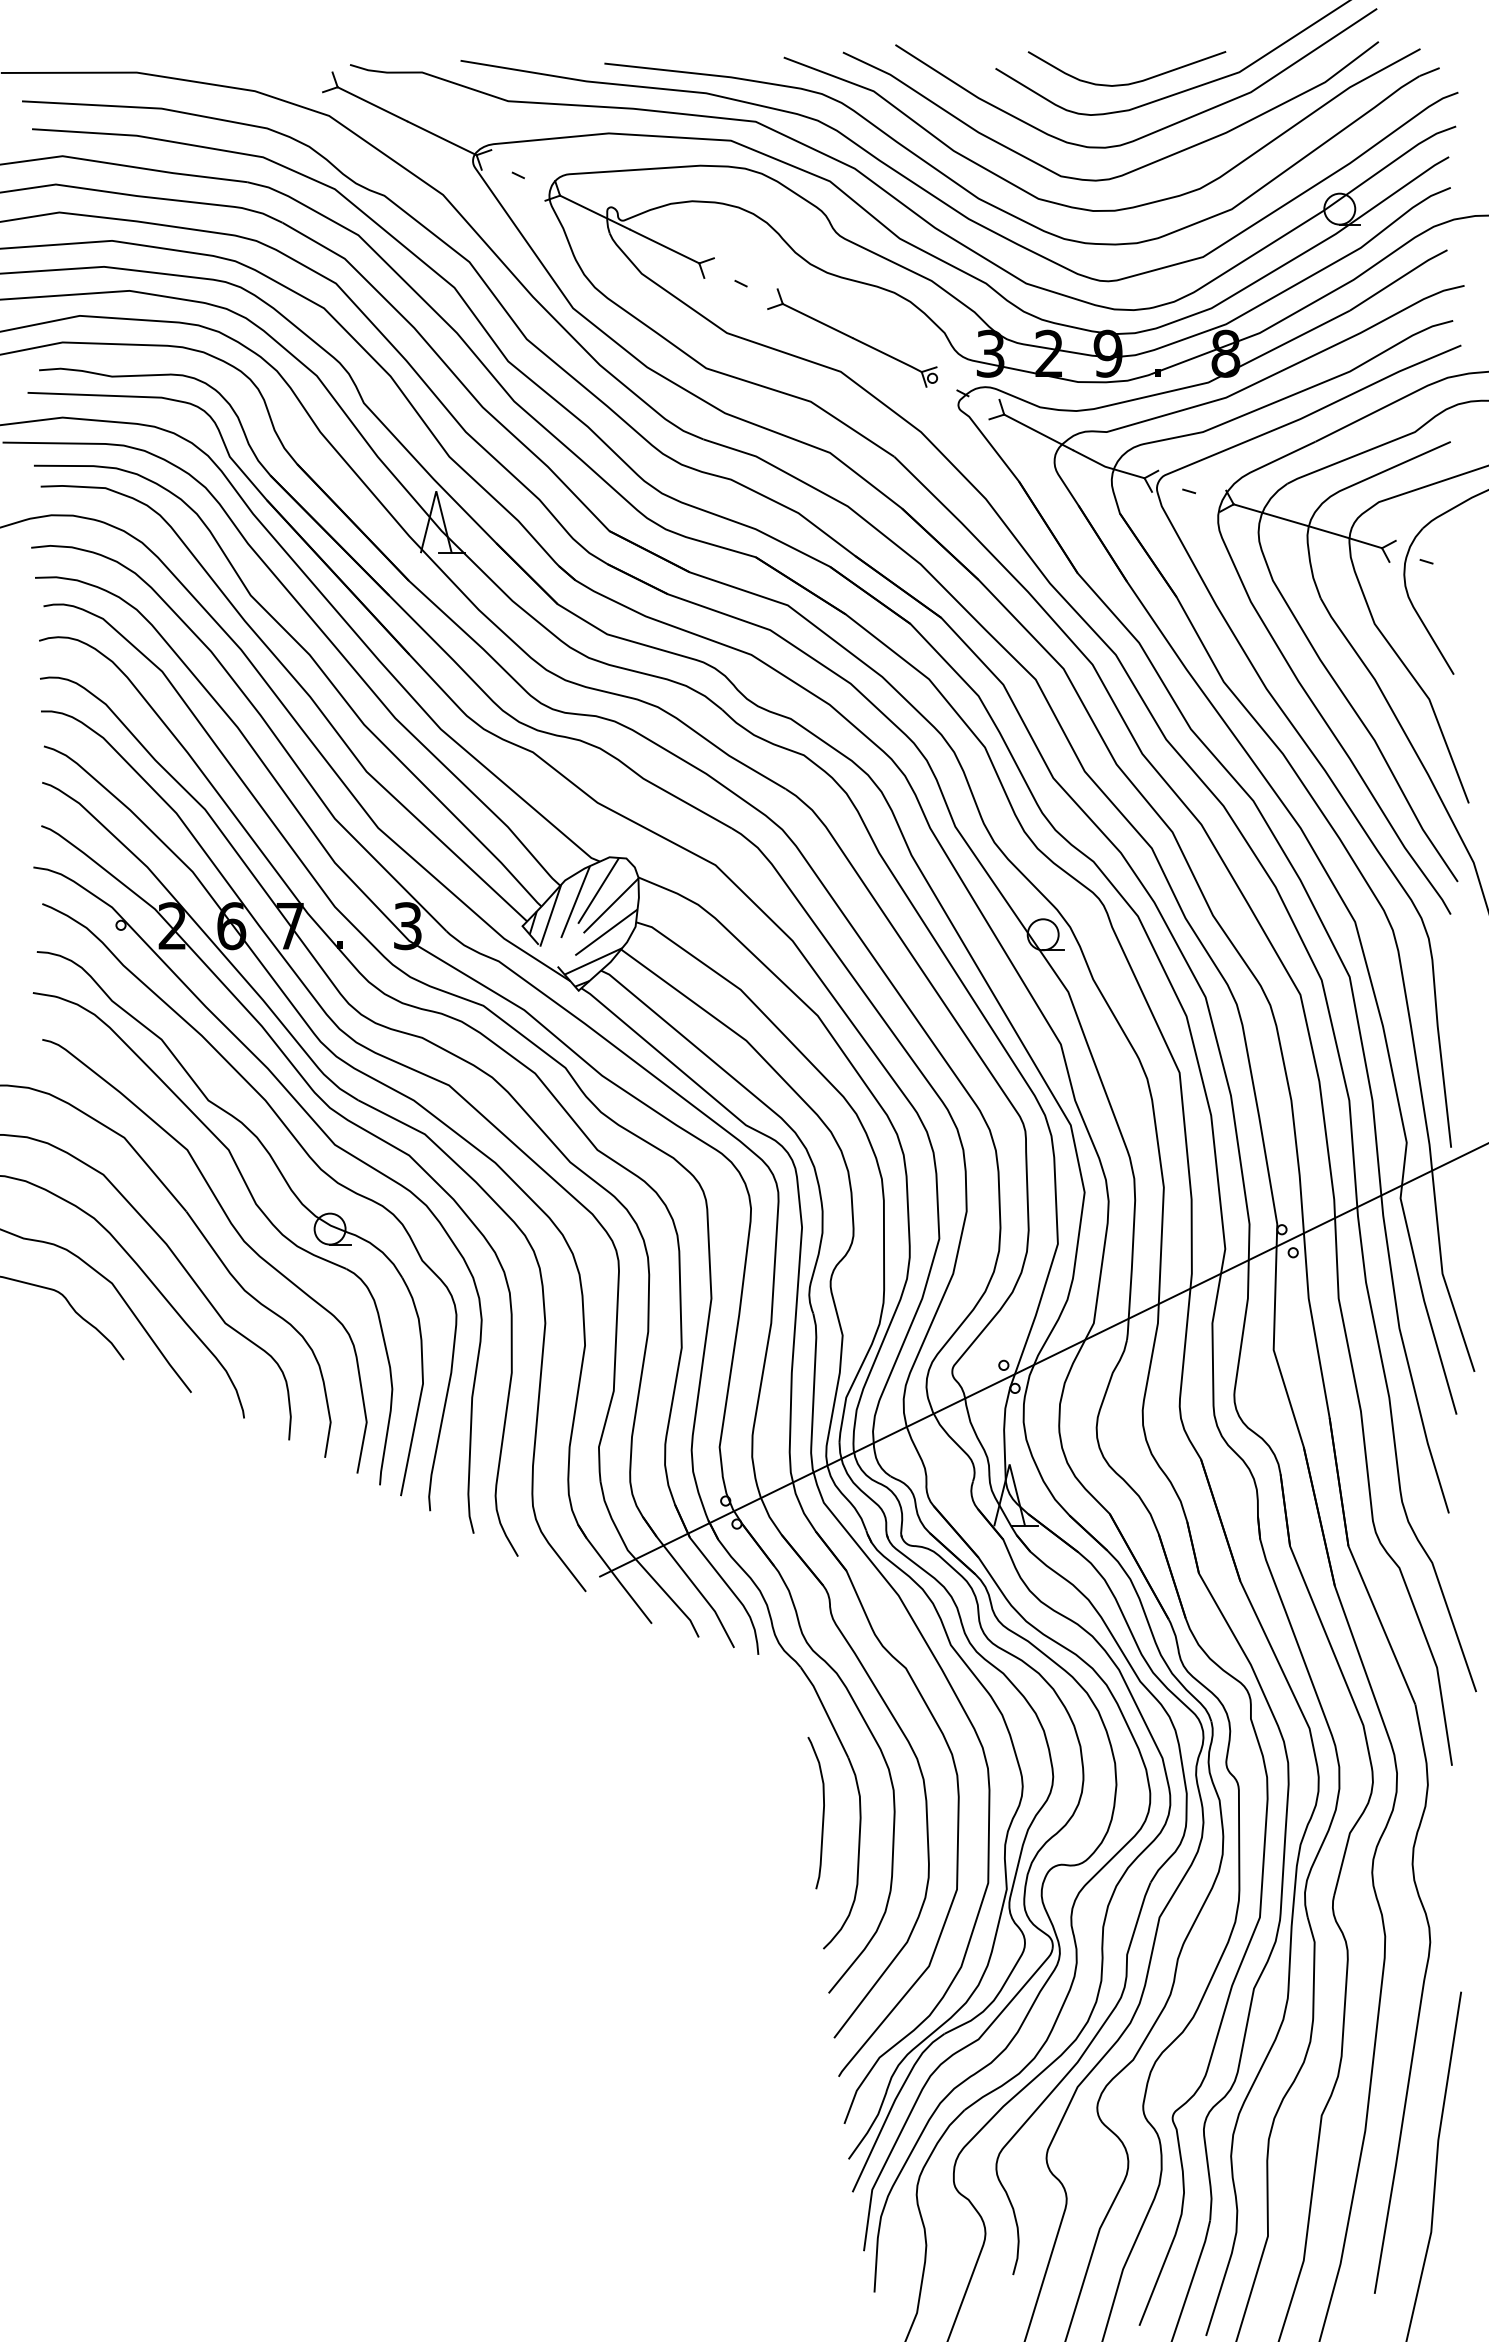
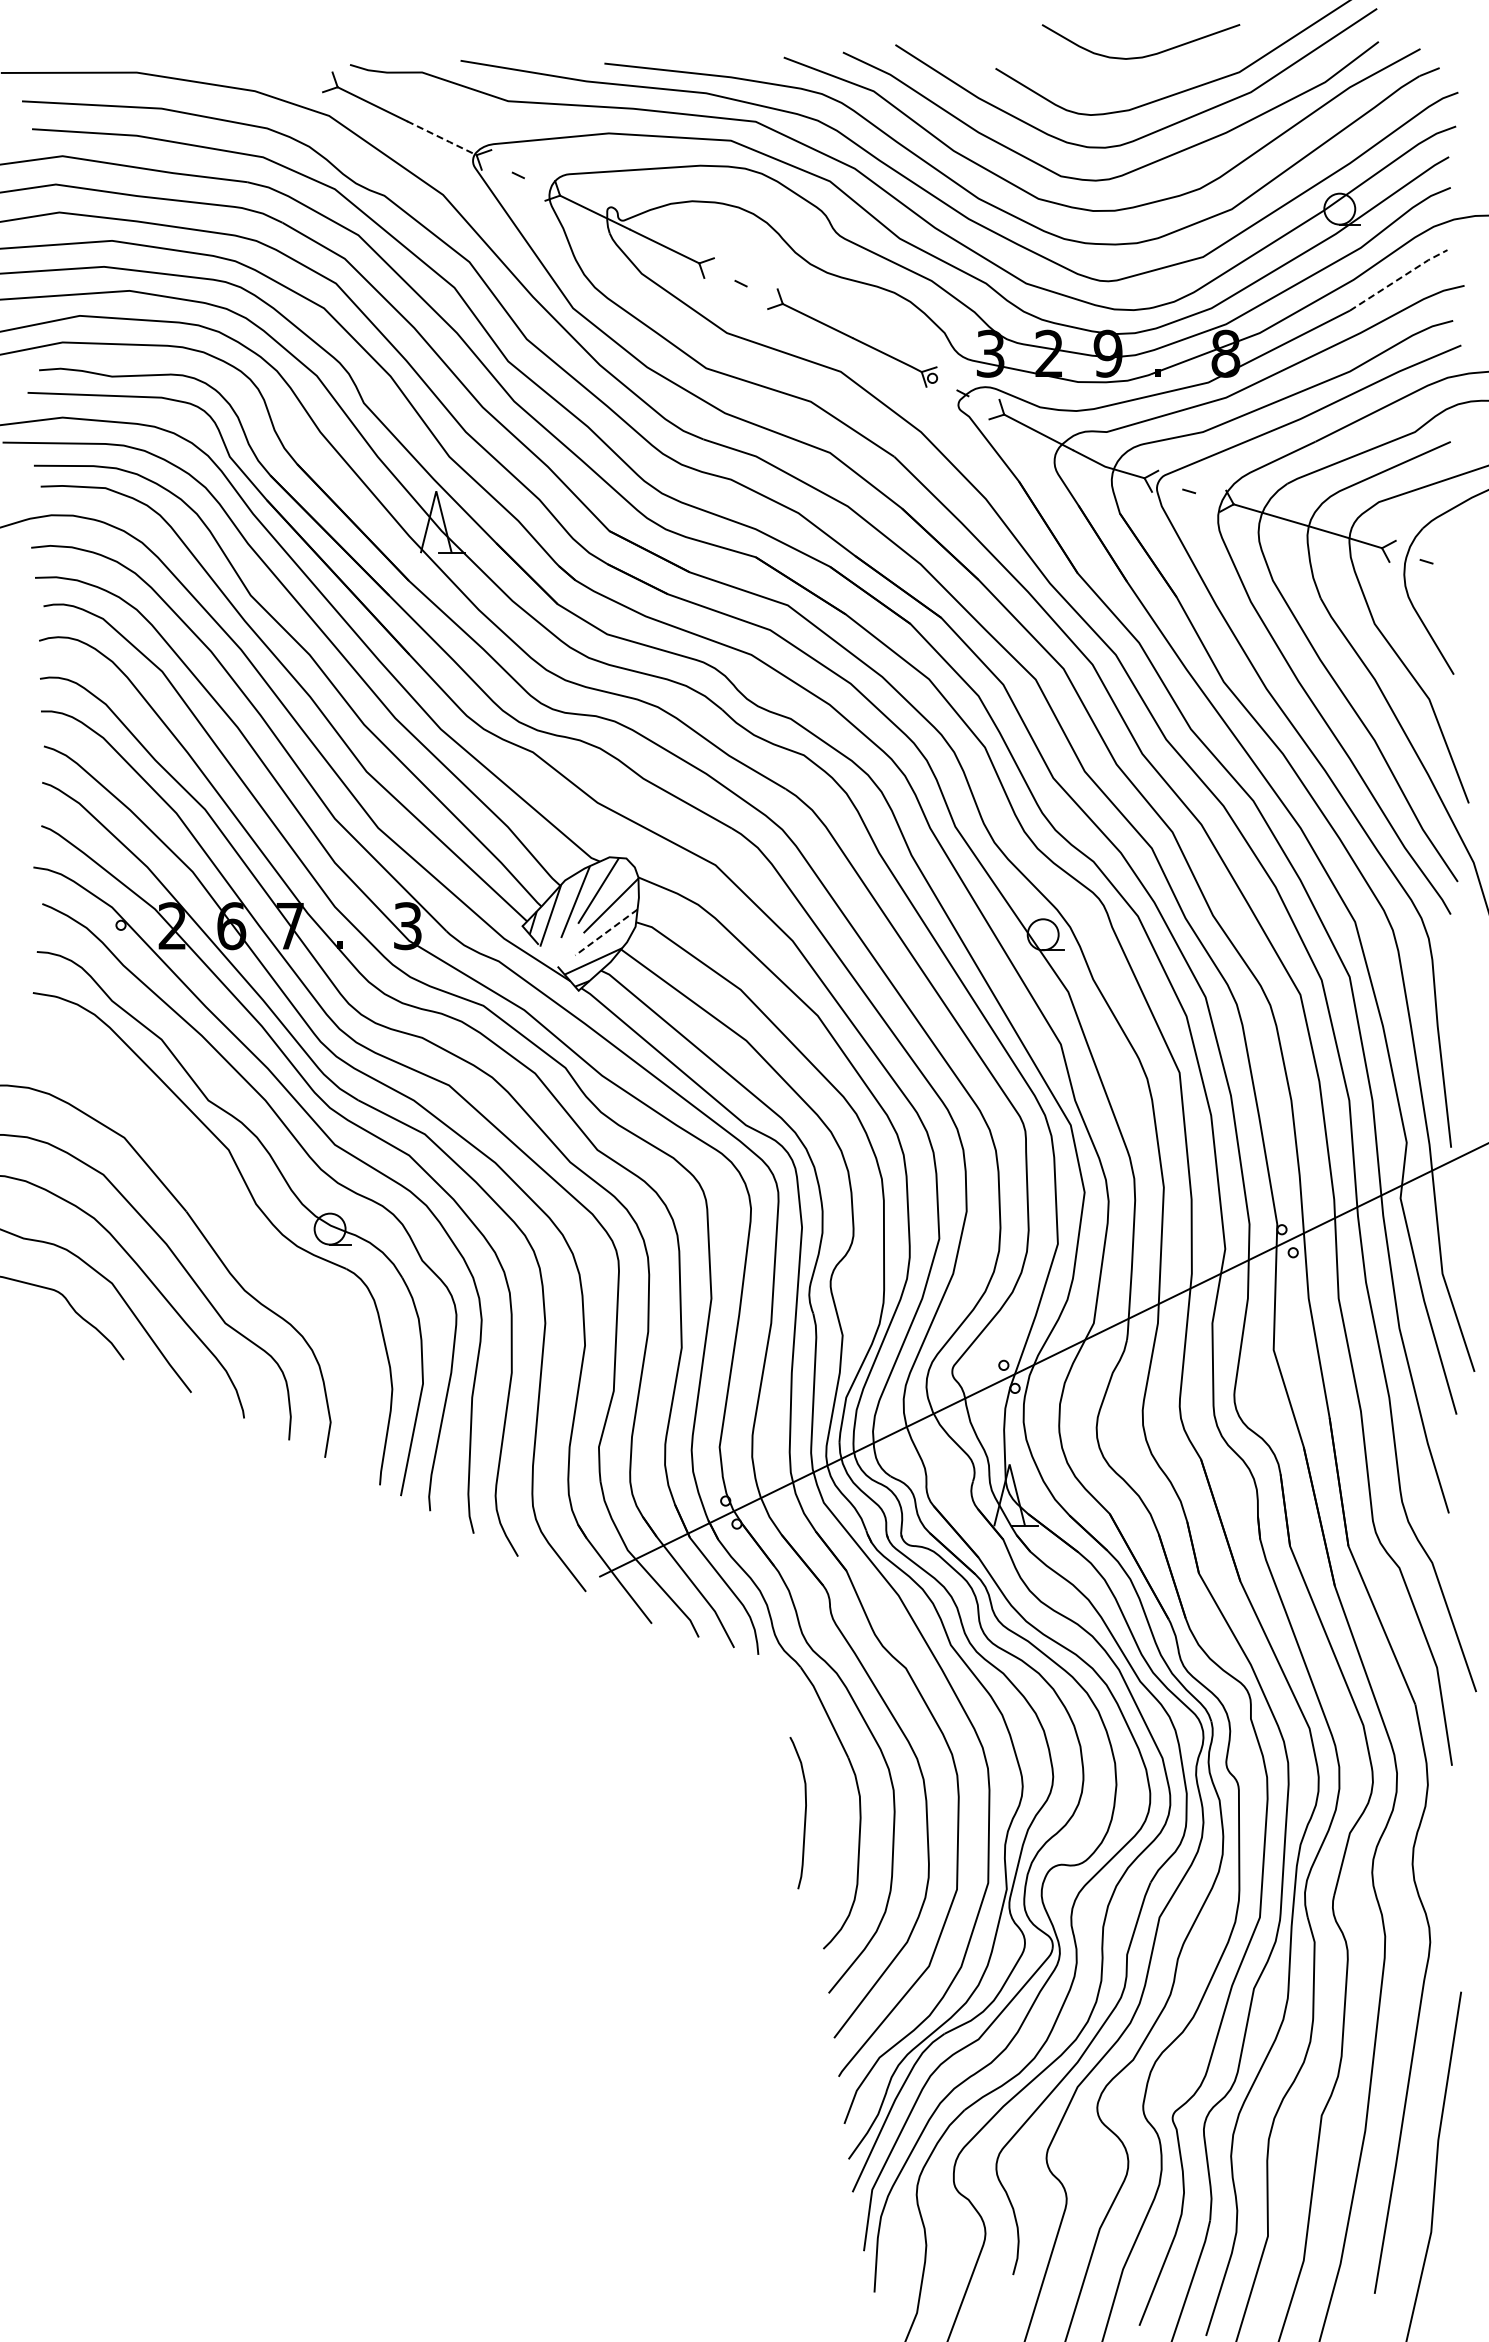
curve position: (1131, 82) -> (1145, 55) (1145, 55)
line: solid -> dashed (442, 138)
line: solid -> dashed (1399, 278)
line: solid -> dashed (606, 932)
curve: present -> none (235, 1231)
curve position: (822, 1813) -> (804, 1813) (804, 1813)
